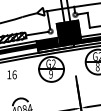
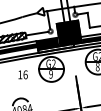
text position: (11, 74) -> (22, 74) (22, 74)
